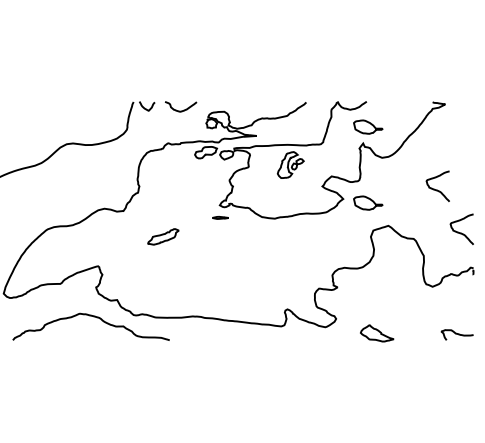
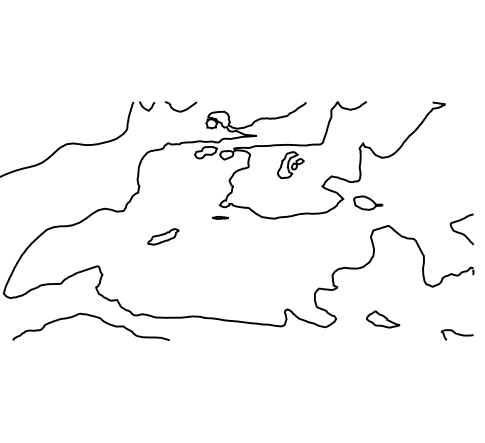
part: present -> none (368, 126)
curve: present -> none (437, 189)
part position: (377, 333) -> (383, 319) (383, 319)
